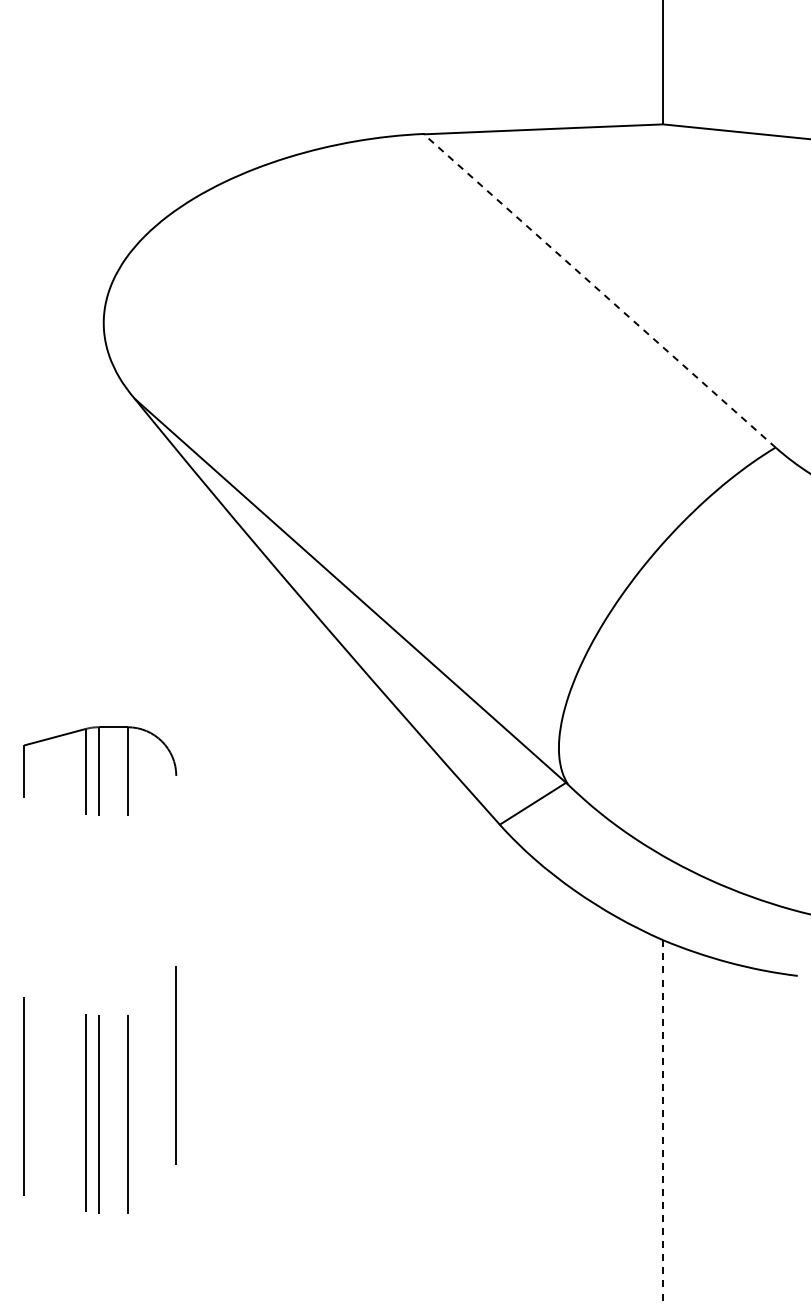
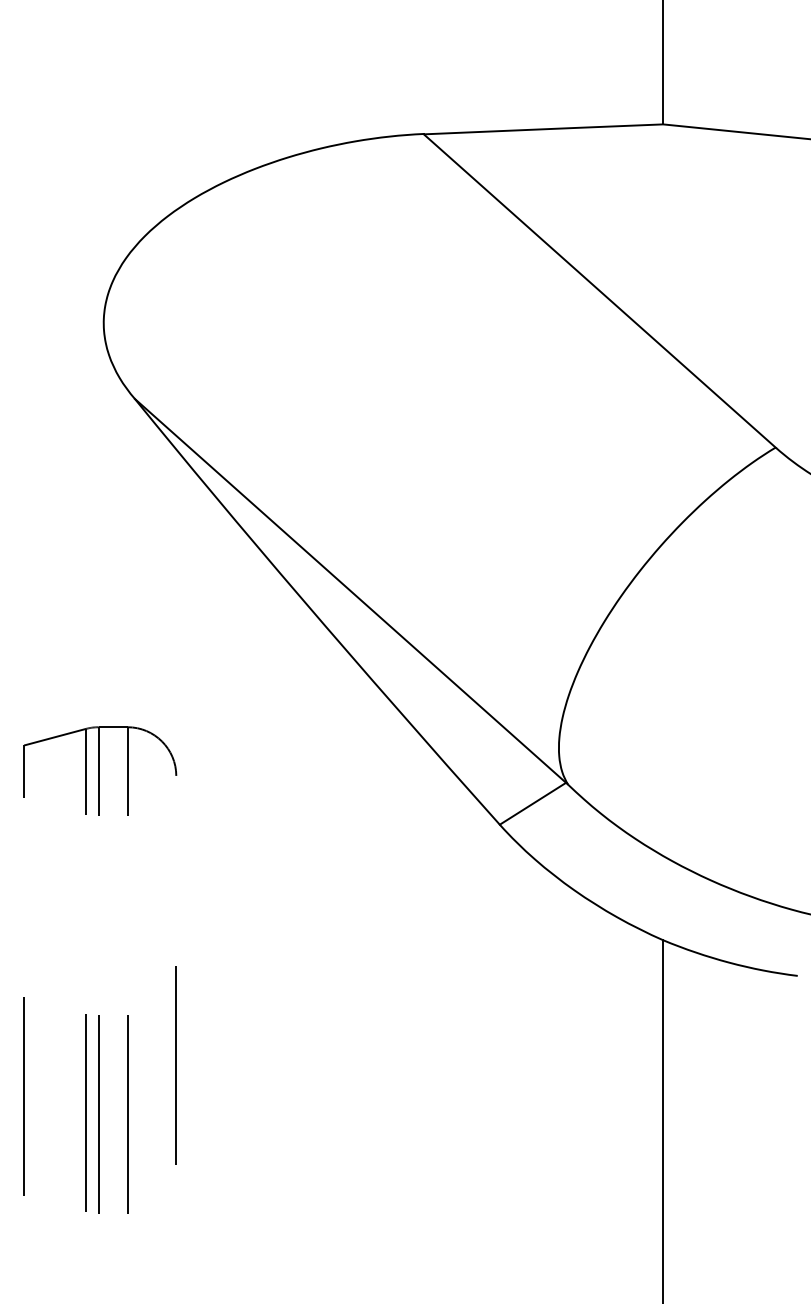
line: dashed -> solid (599, 291)
line: dashed -> solid (663, 1122)
